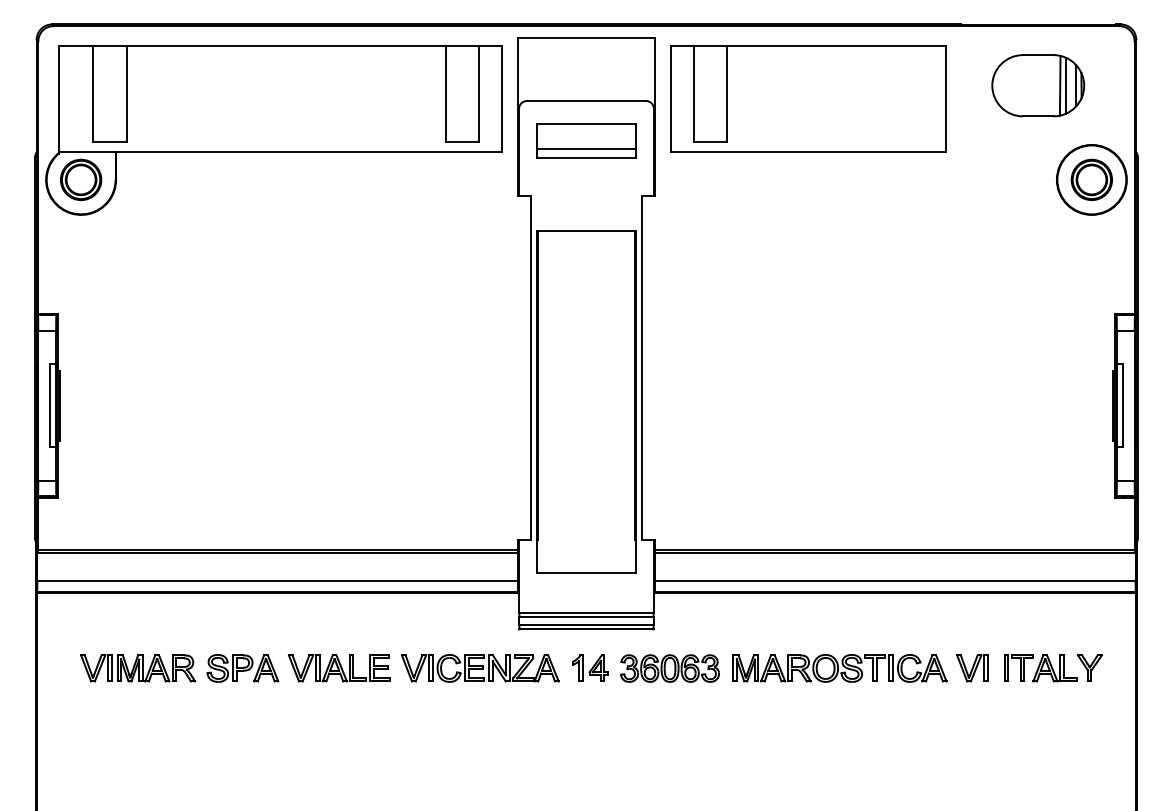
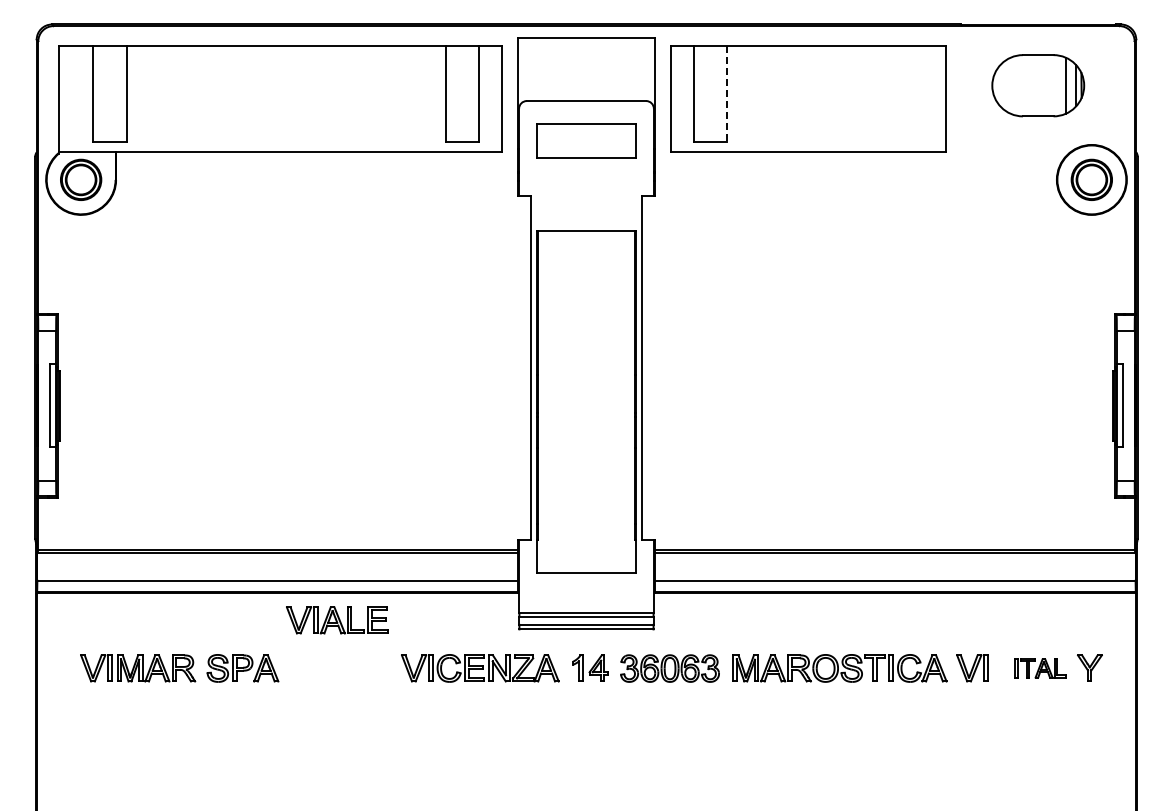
line: present -> none (1059, 85)
line: solid -> dashed (727, 94)
line: present -> none (586, 149)
part position: (339, 668) -> (337, 620) (337, 620)
part size: 74x29 px -> 53x21 px (1040, 668)
